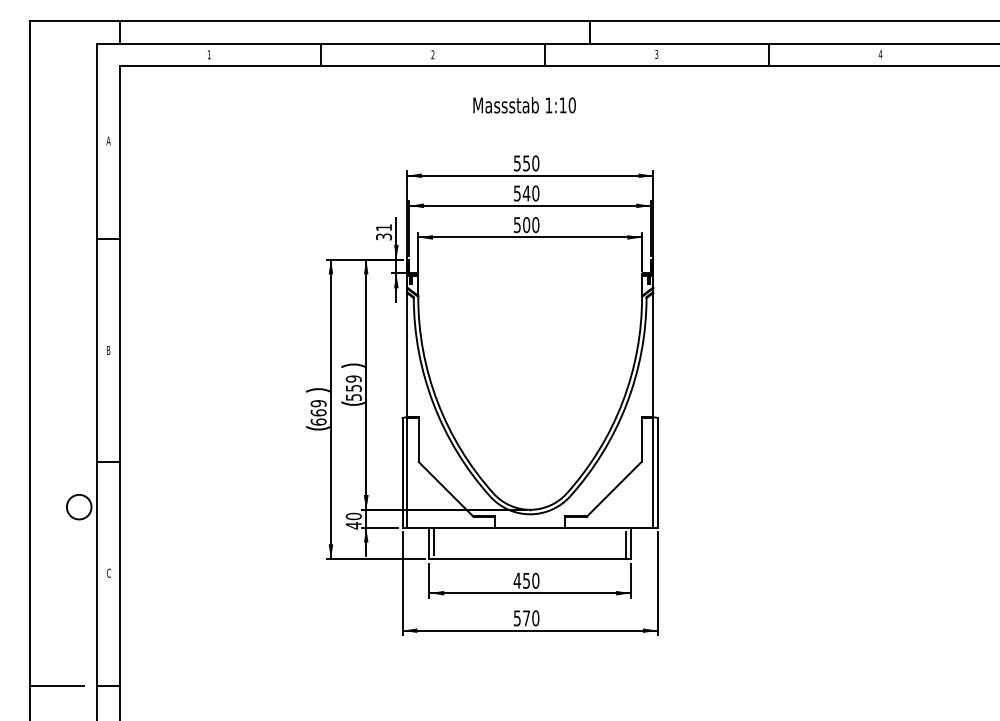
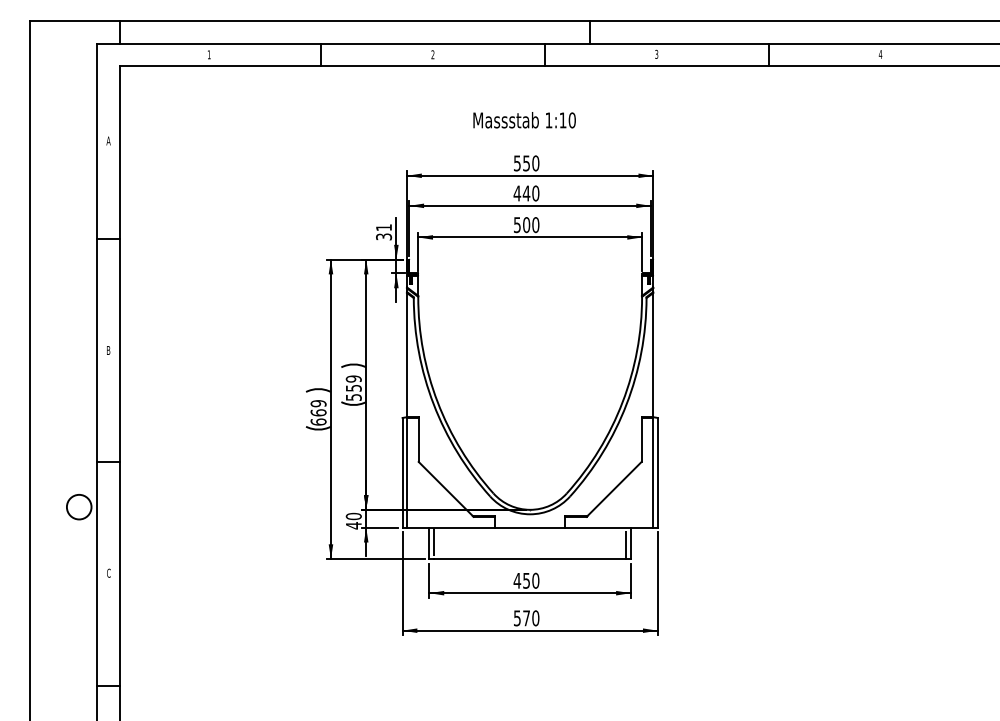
text position: (524, 105) -> (524, 120) (524, 120)
text: 540 -> 440 (517, 193)
line: present -> none (56, 686)
